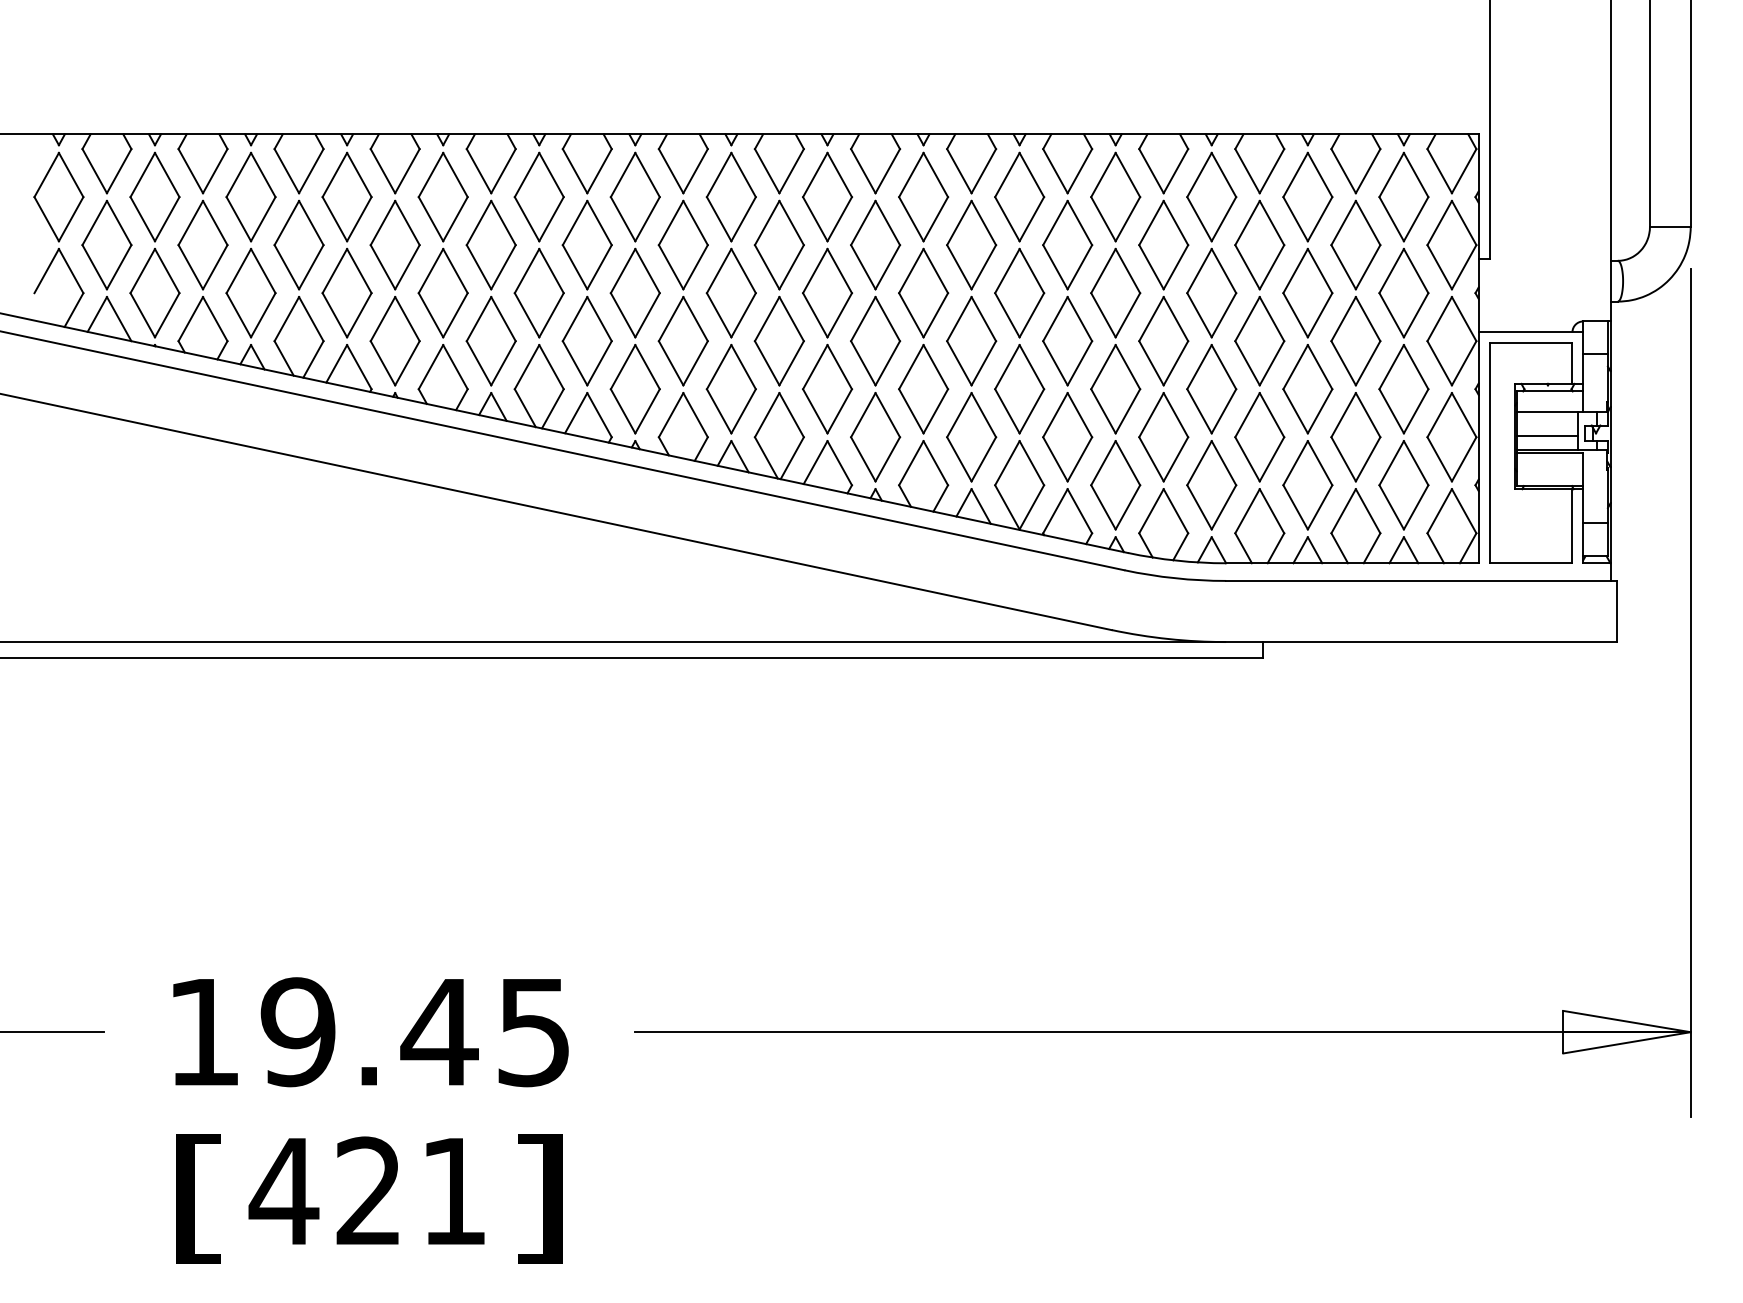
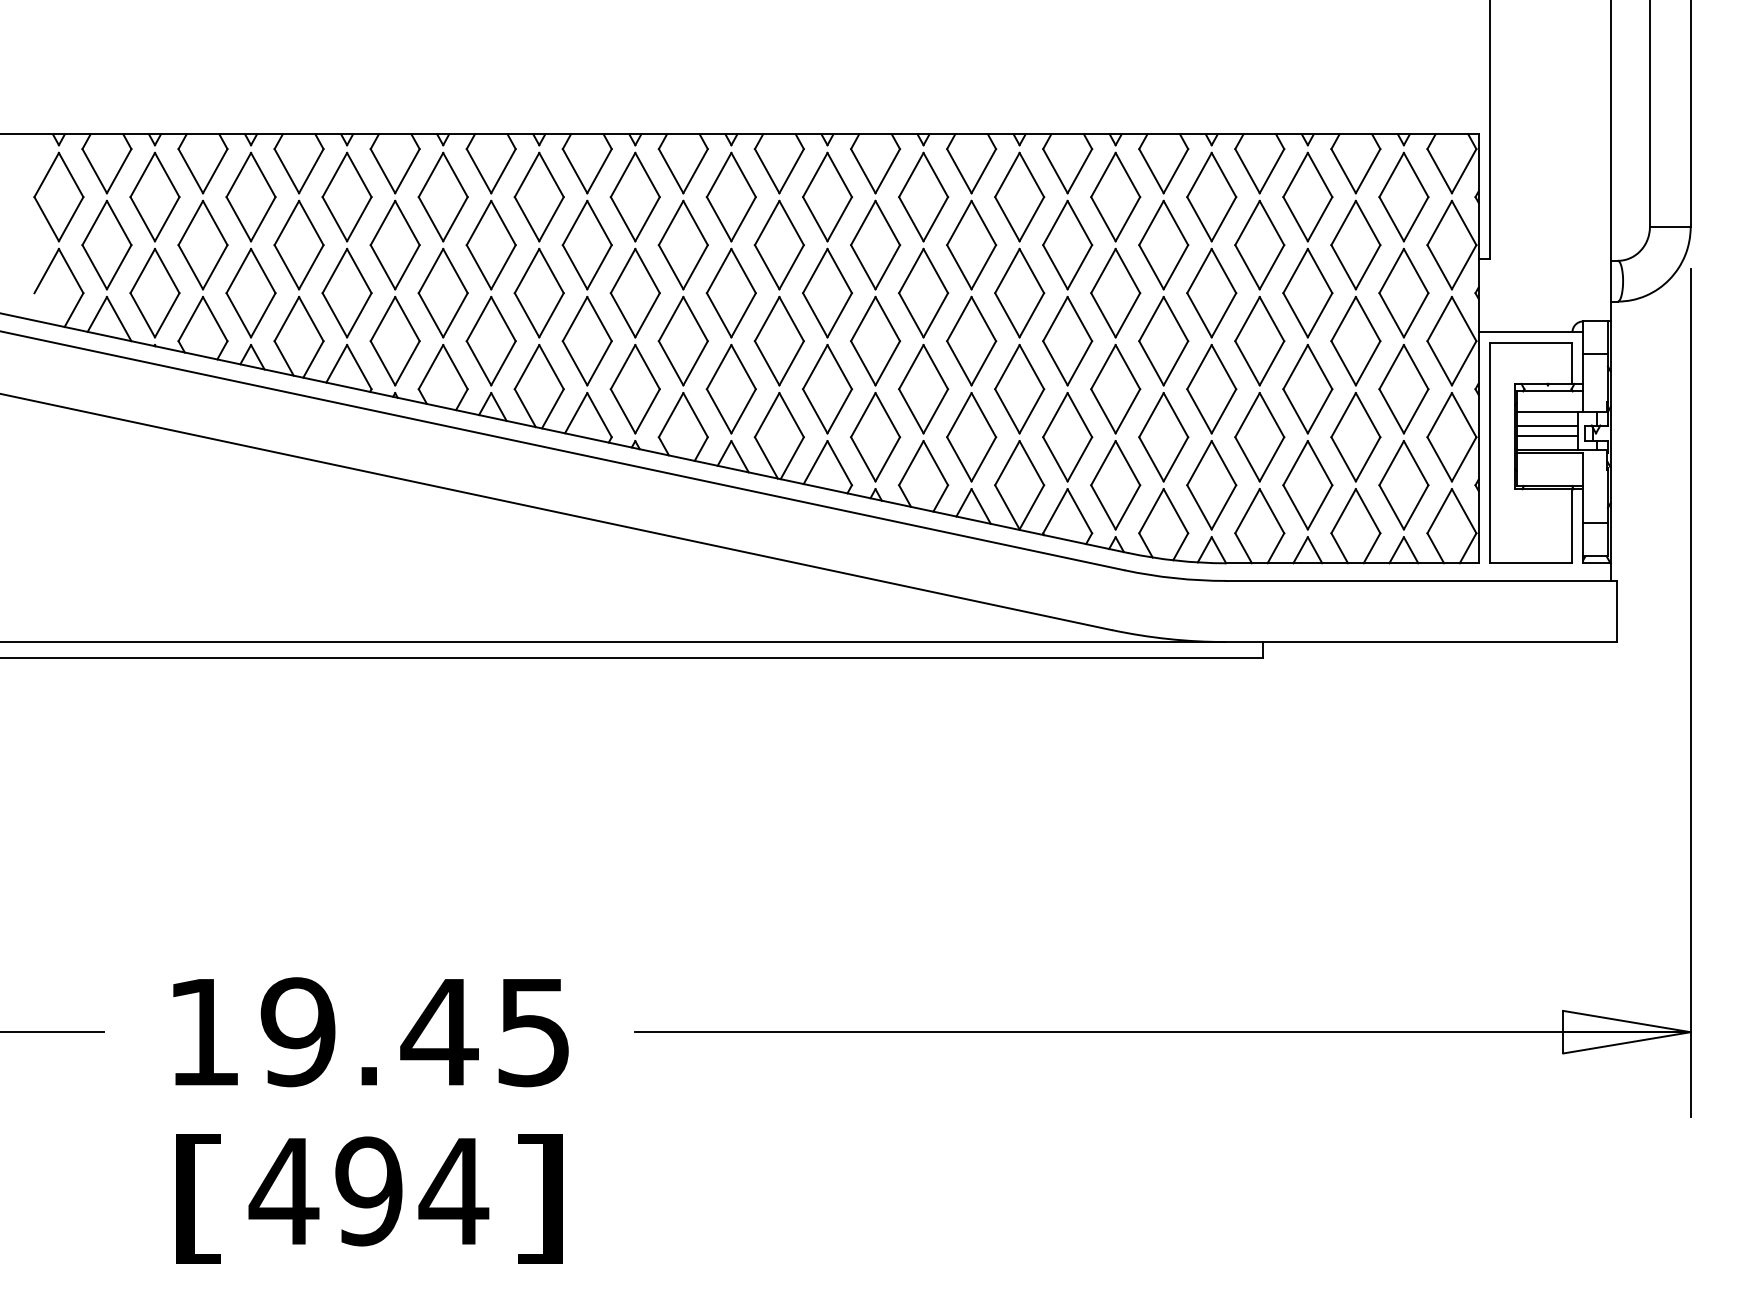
line: none -> present (1547, 425)
text: 421 -> 494 (412, 1191)
